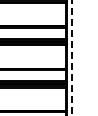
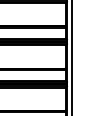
line: dashed -> solid (72, 58)
